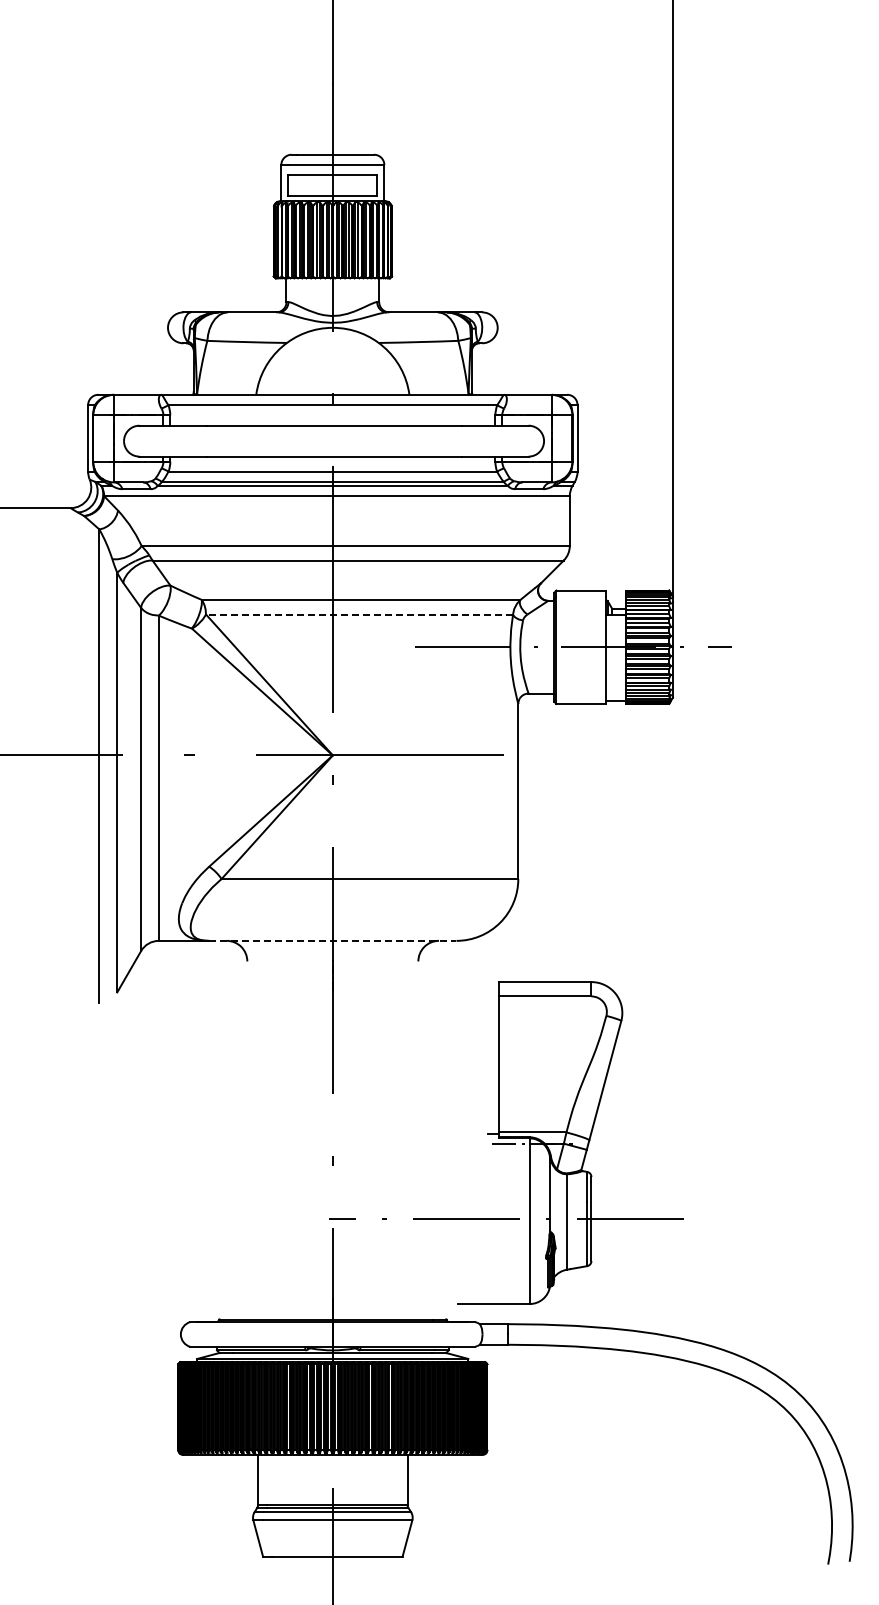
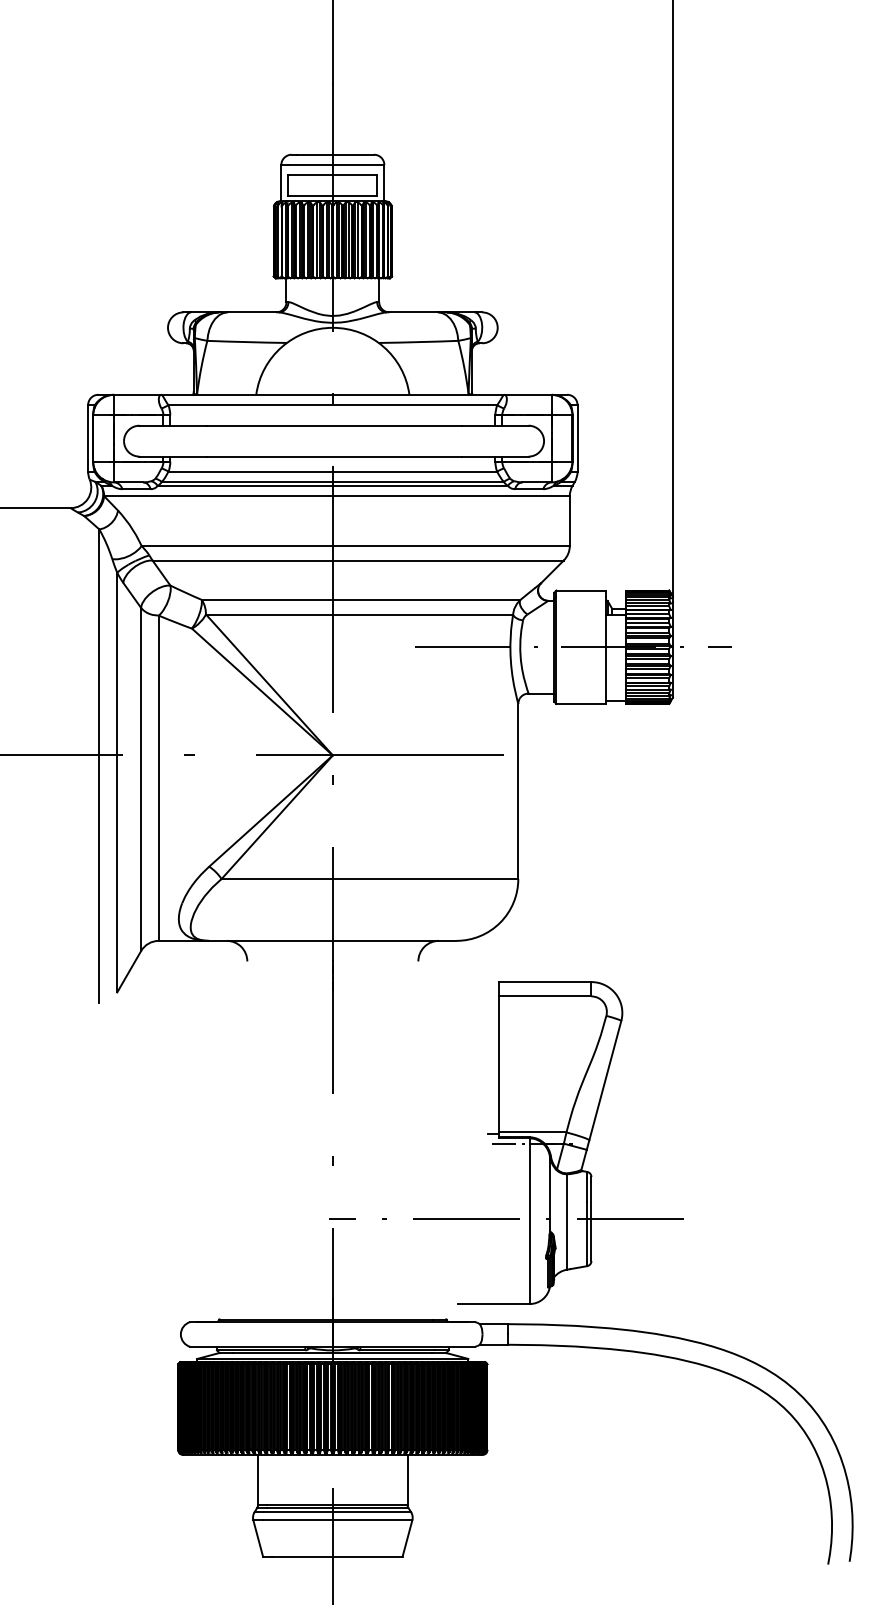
line: dashed -> solid (359, 614)
line: dashed -> solid (332, 940)
